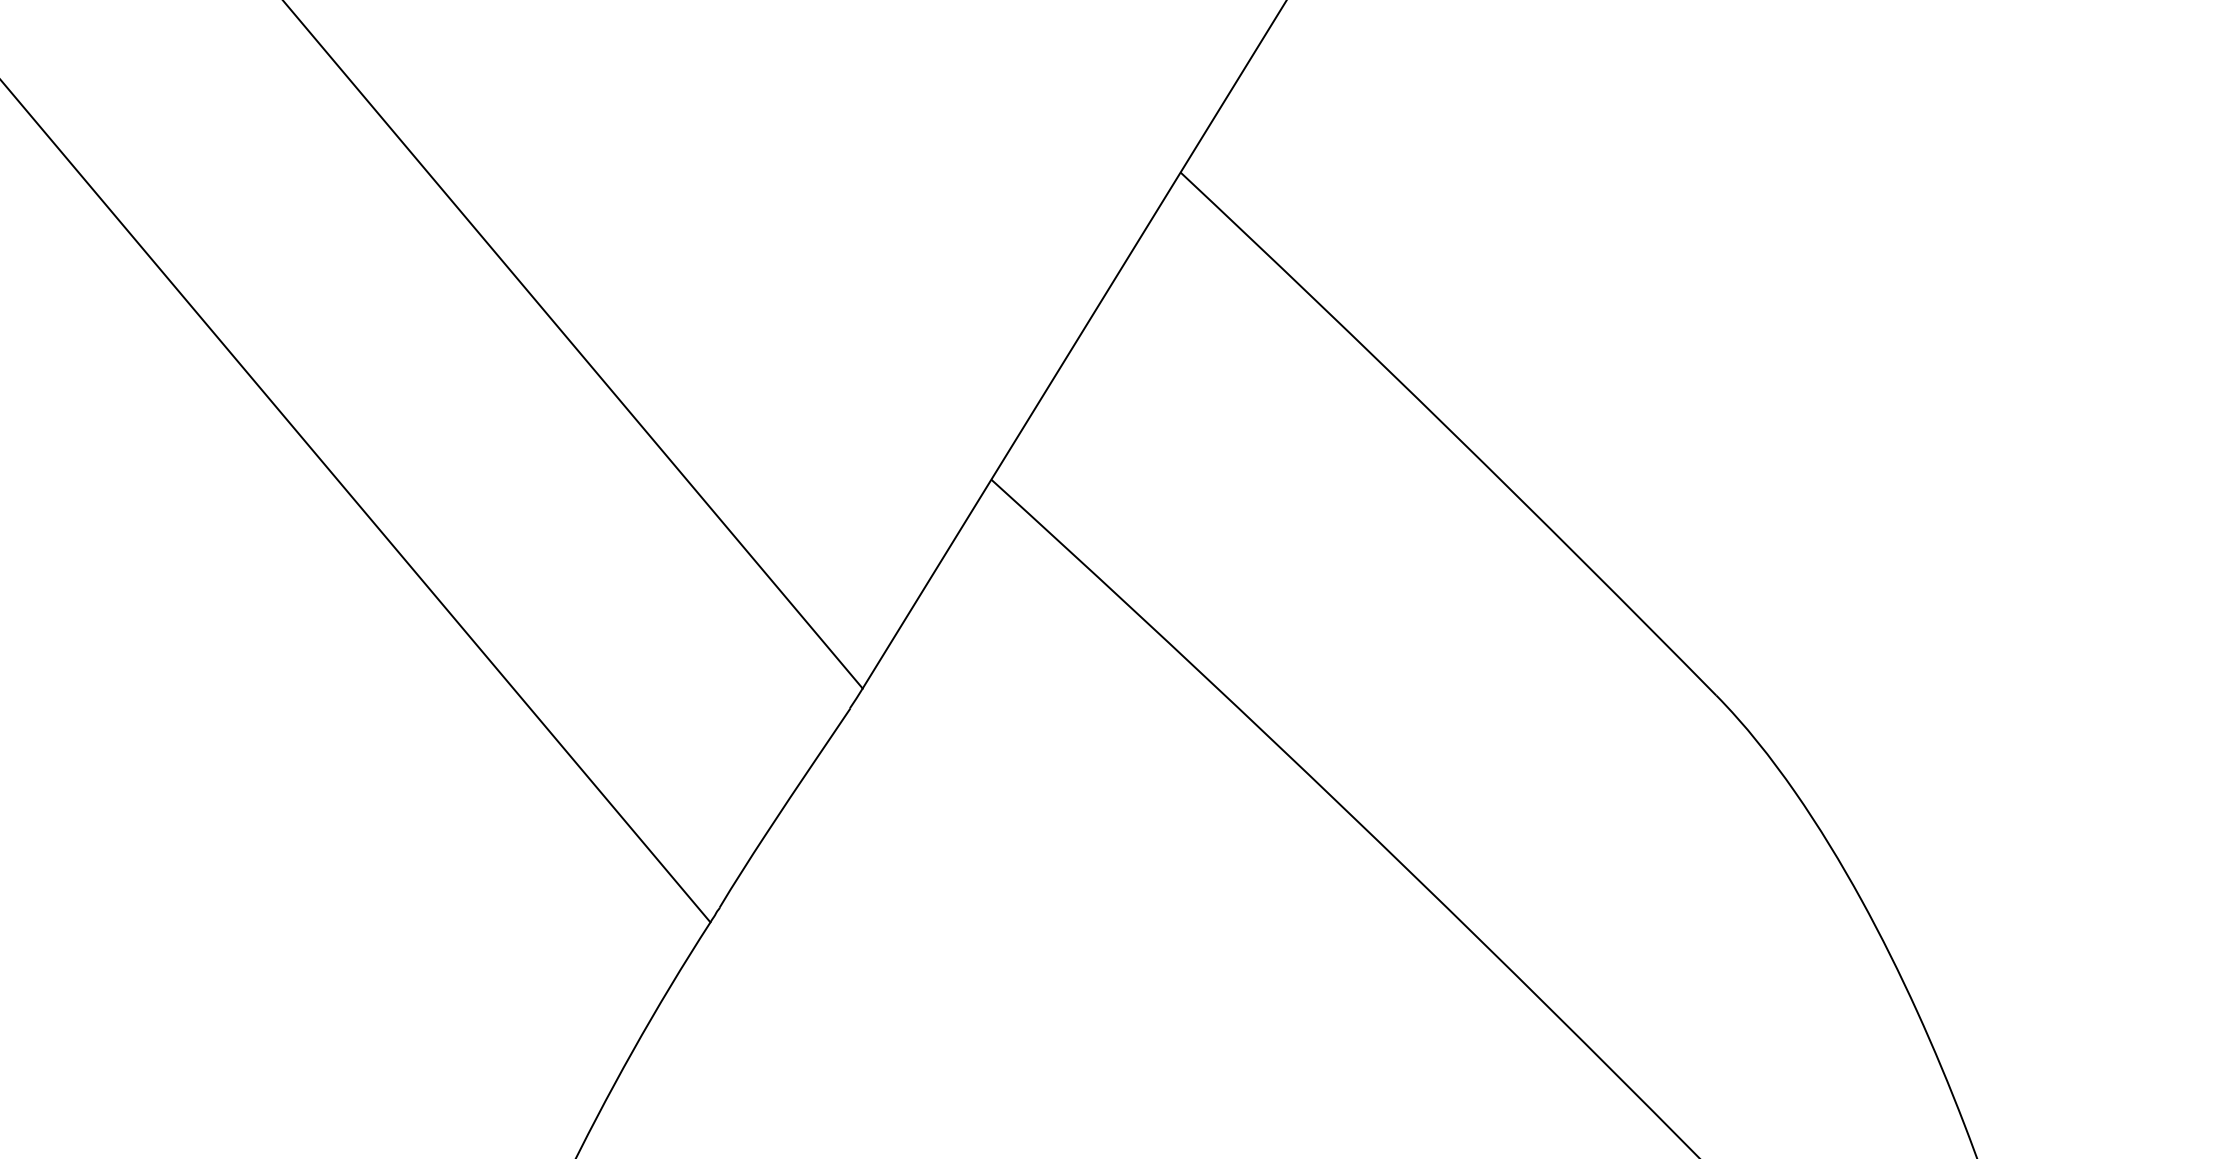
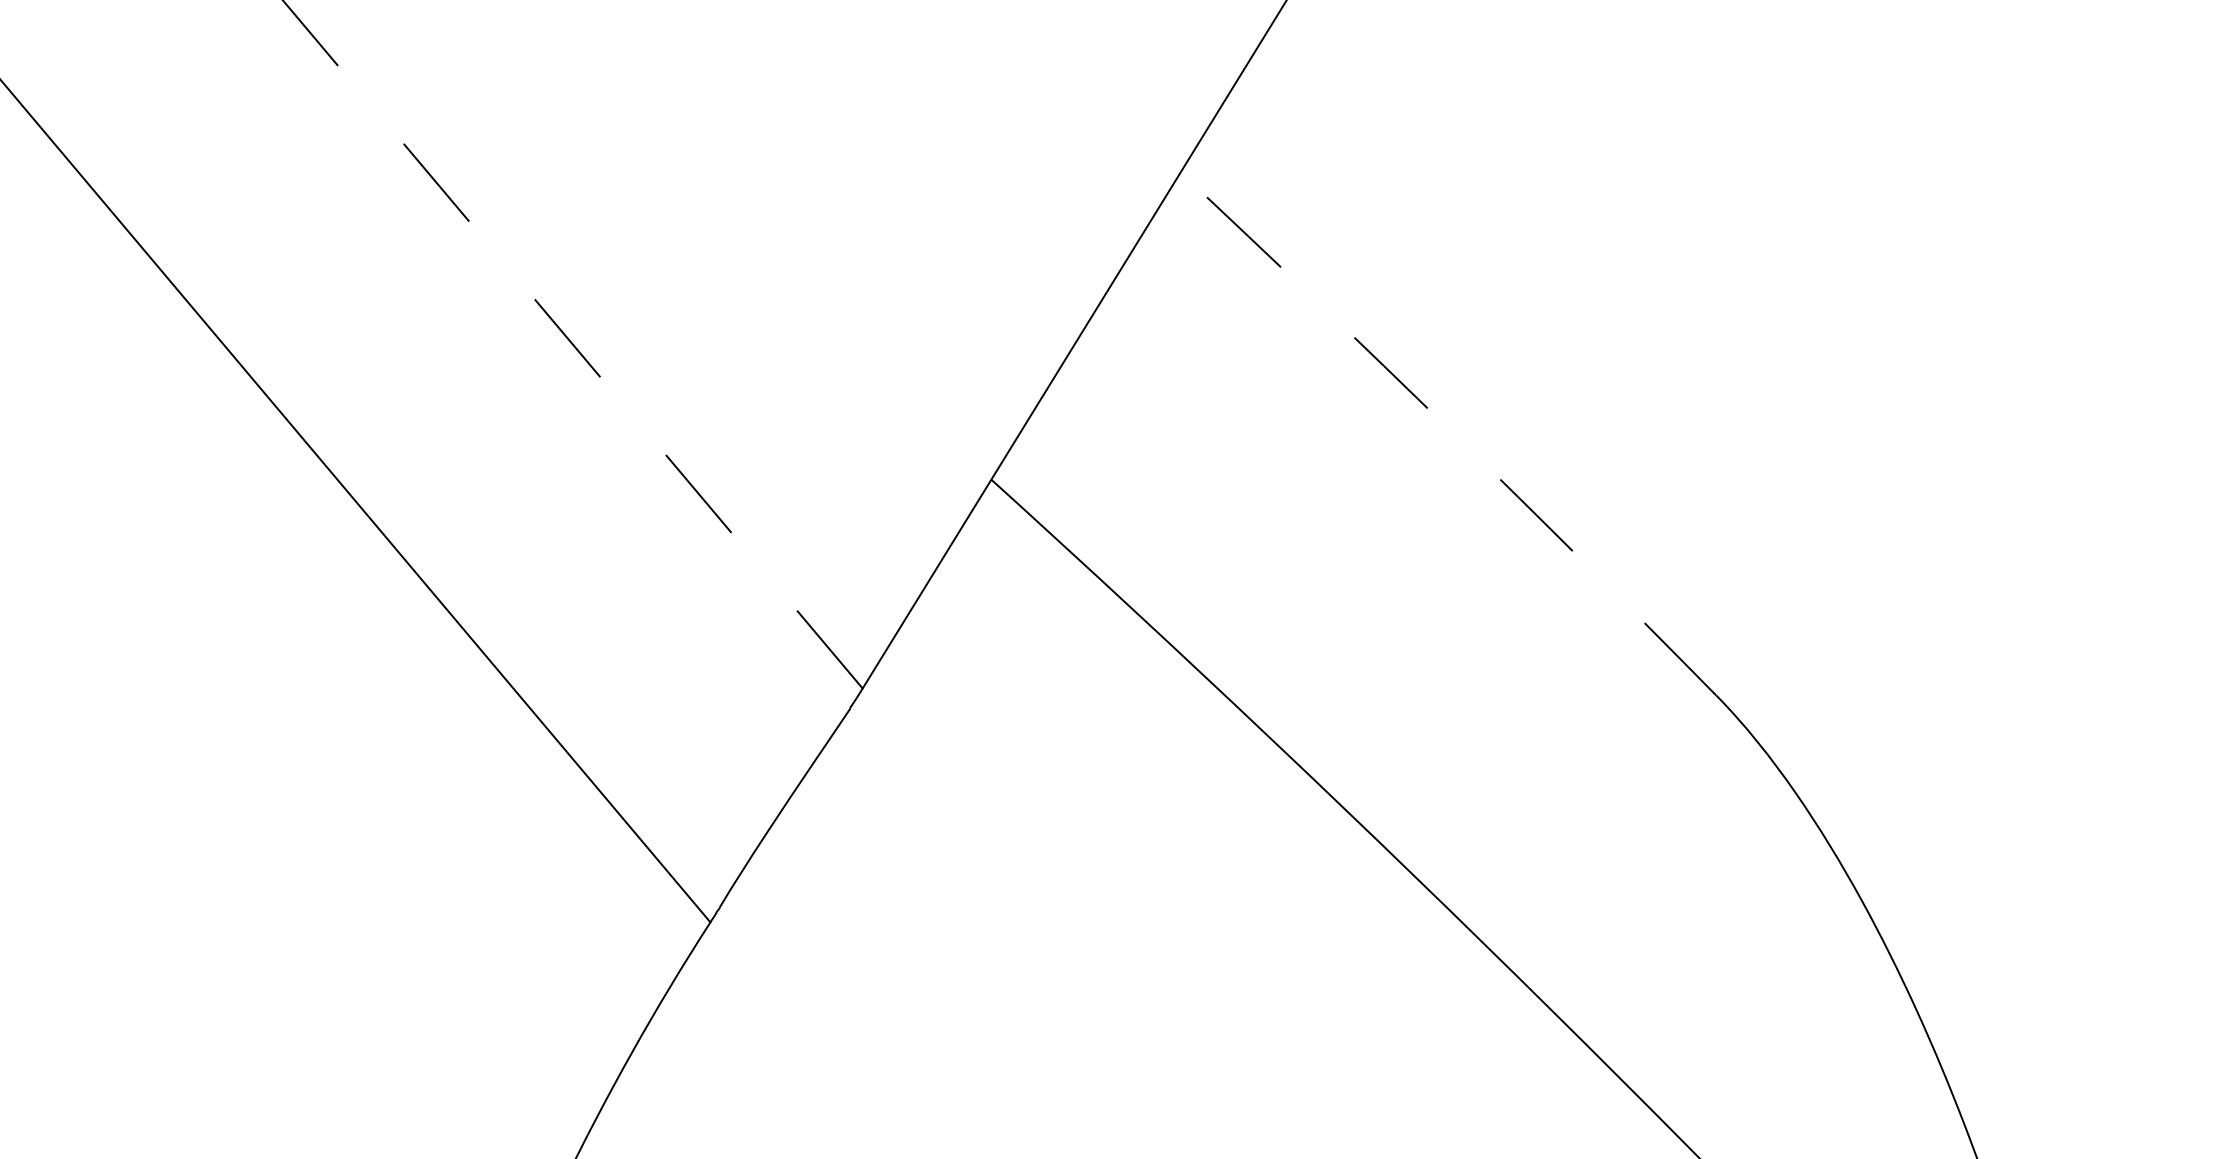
line: solid -> dashed (572, 344)
arc: solid -> dashed (1451, 431)
